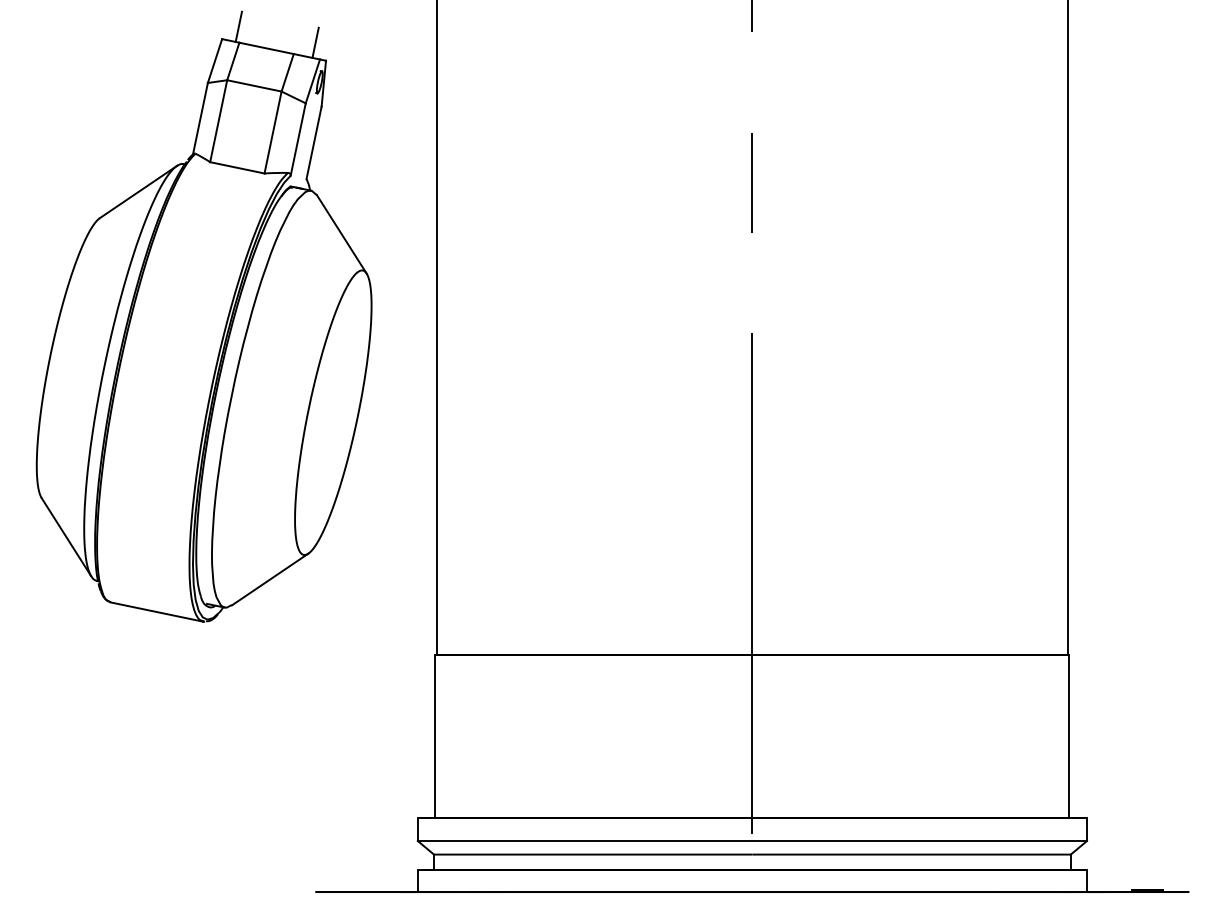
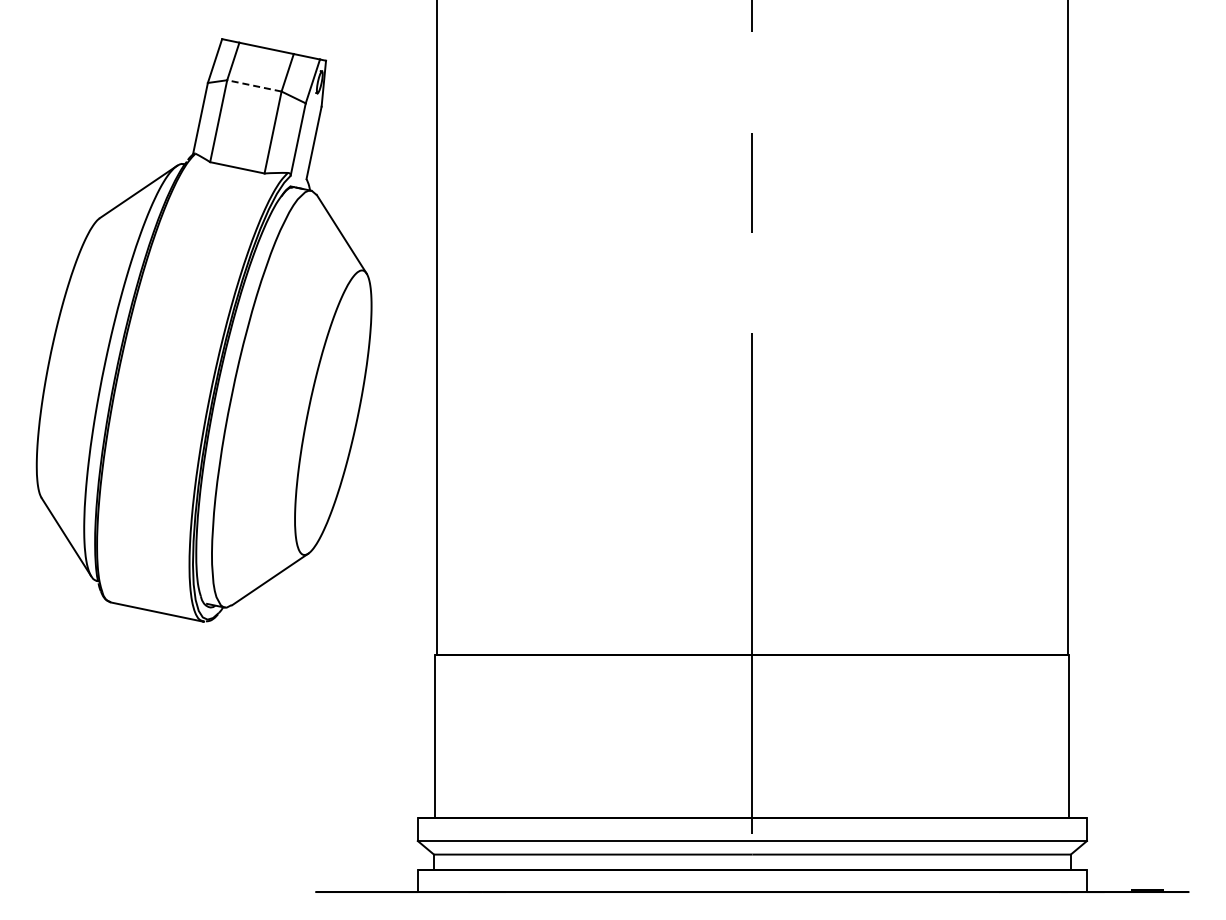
line: present -> none (238, 26)
line: present -> none (315, 42)
line: solid -> dashed (254, 85)
